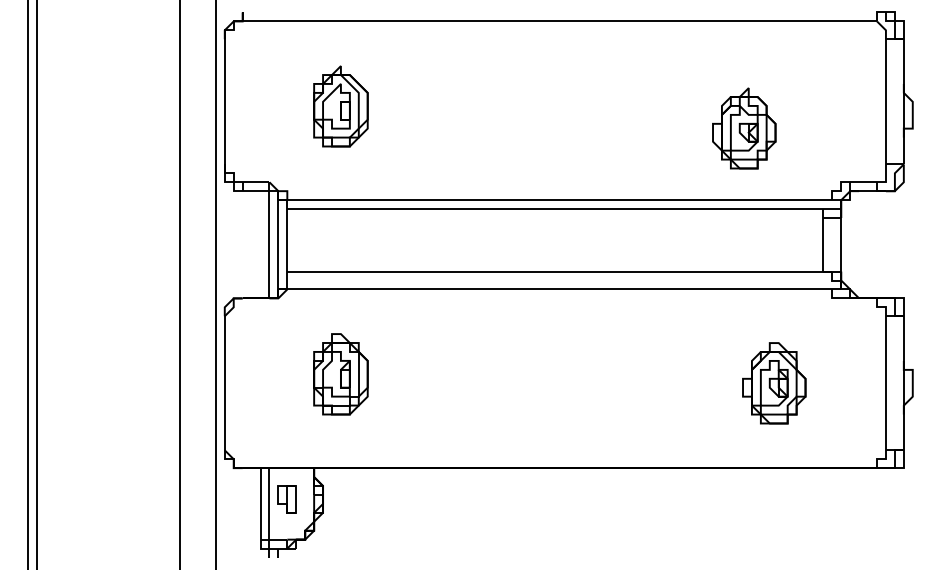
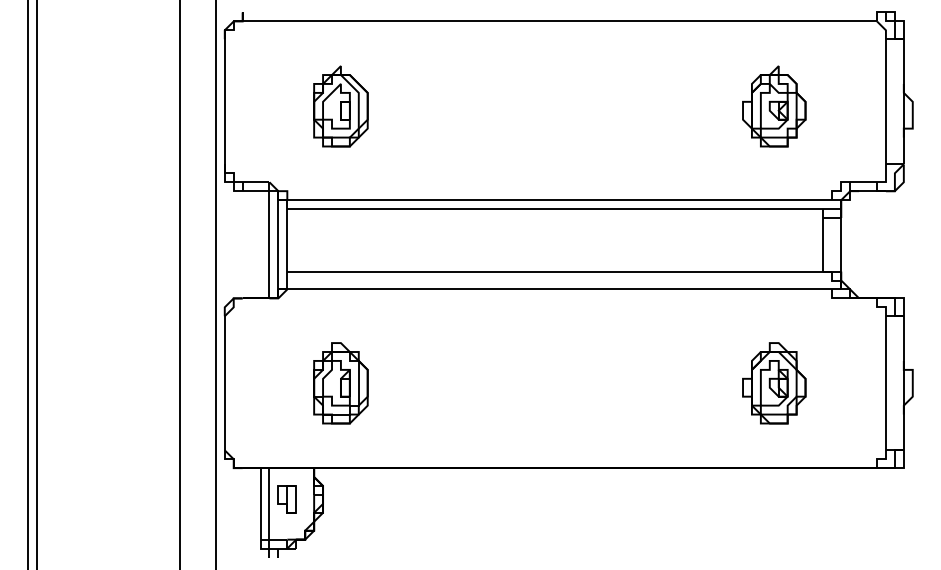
part position: (744, 128) -> (774, 106) (774, 106)
part position: (340, 374) -> (340, 383) (340, 383)
